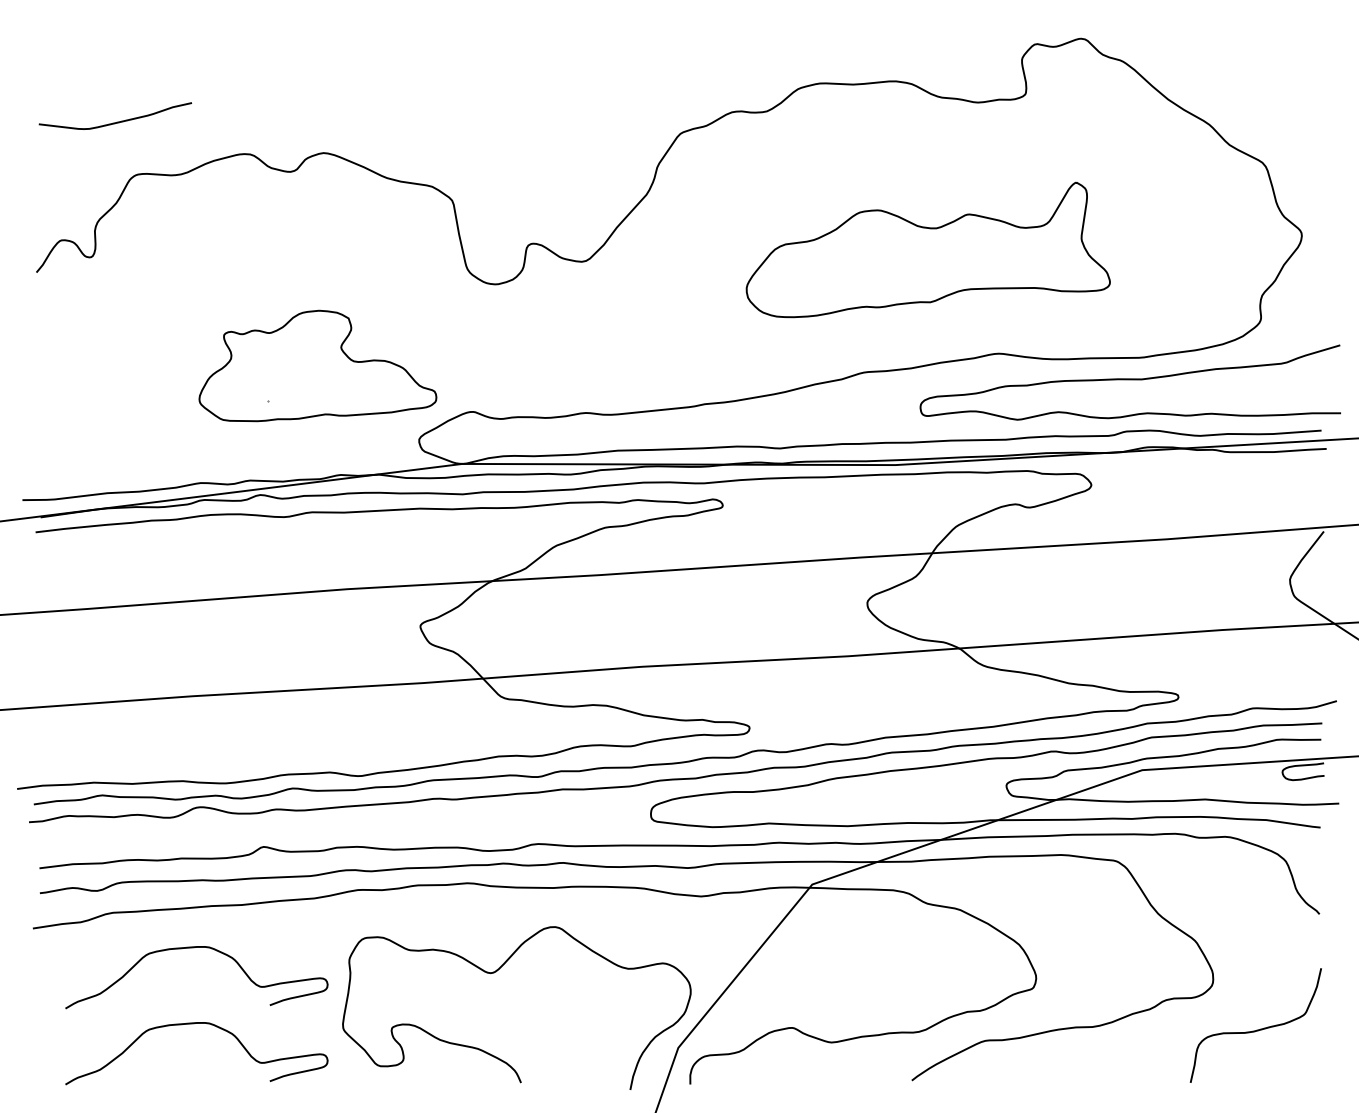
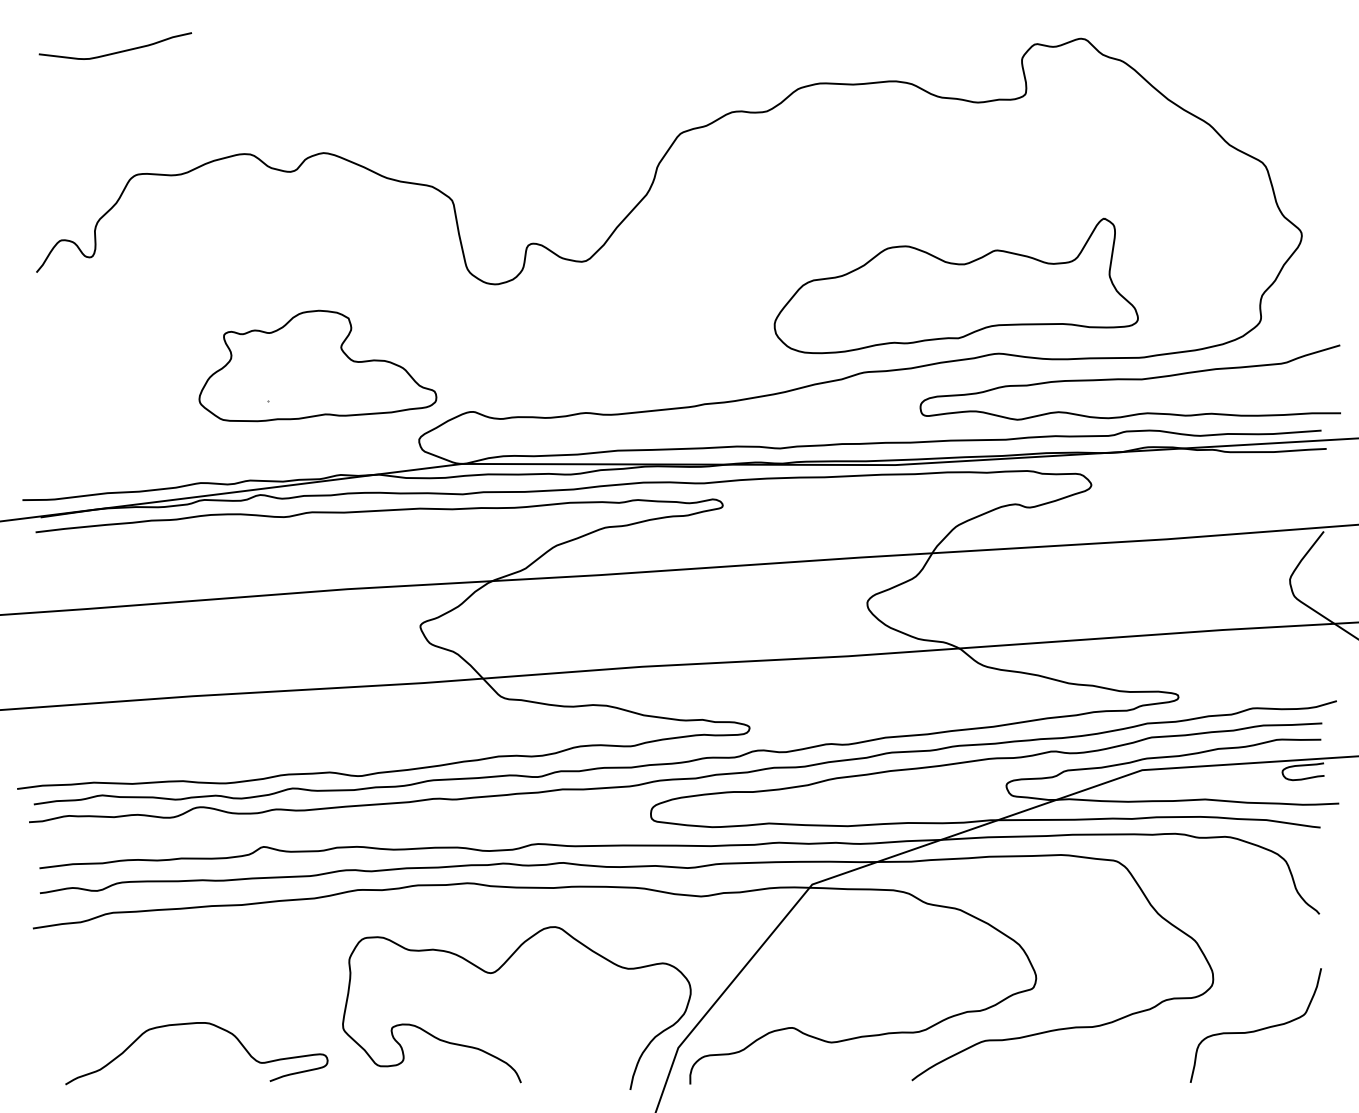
curve position: (117, 121) -> (117, 51) (117, 51)
part position: (927, 249) -> (955, 285) (955, 285)
curve: present -> none (194, 948)
